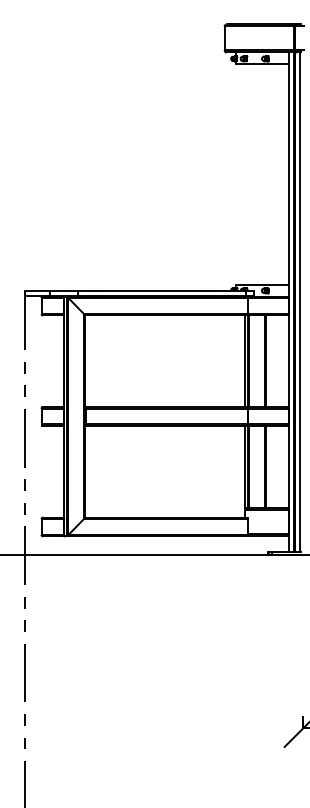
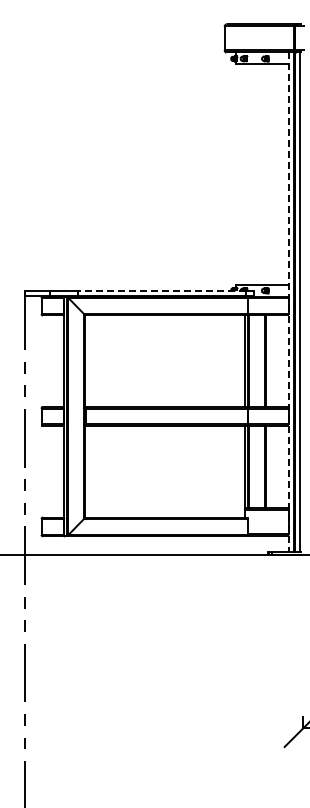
line: solid -> dashed (161, 291)
line: solid -> dashed (289, 302)
